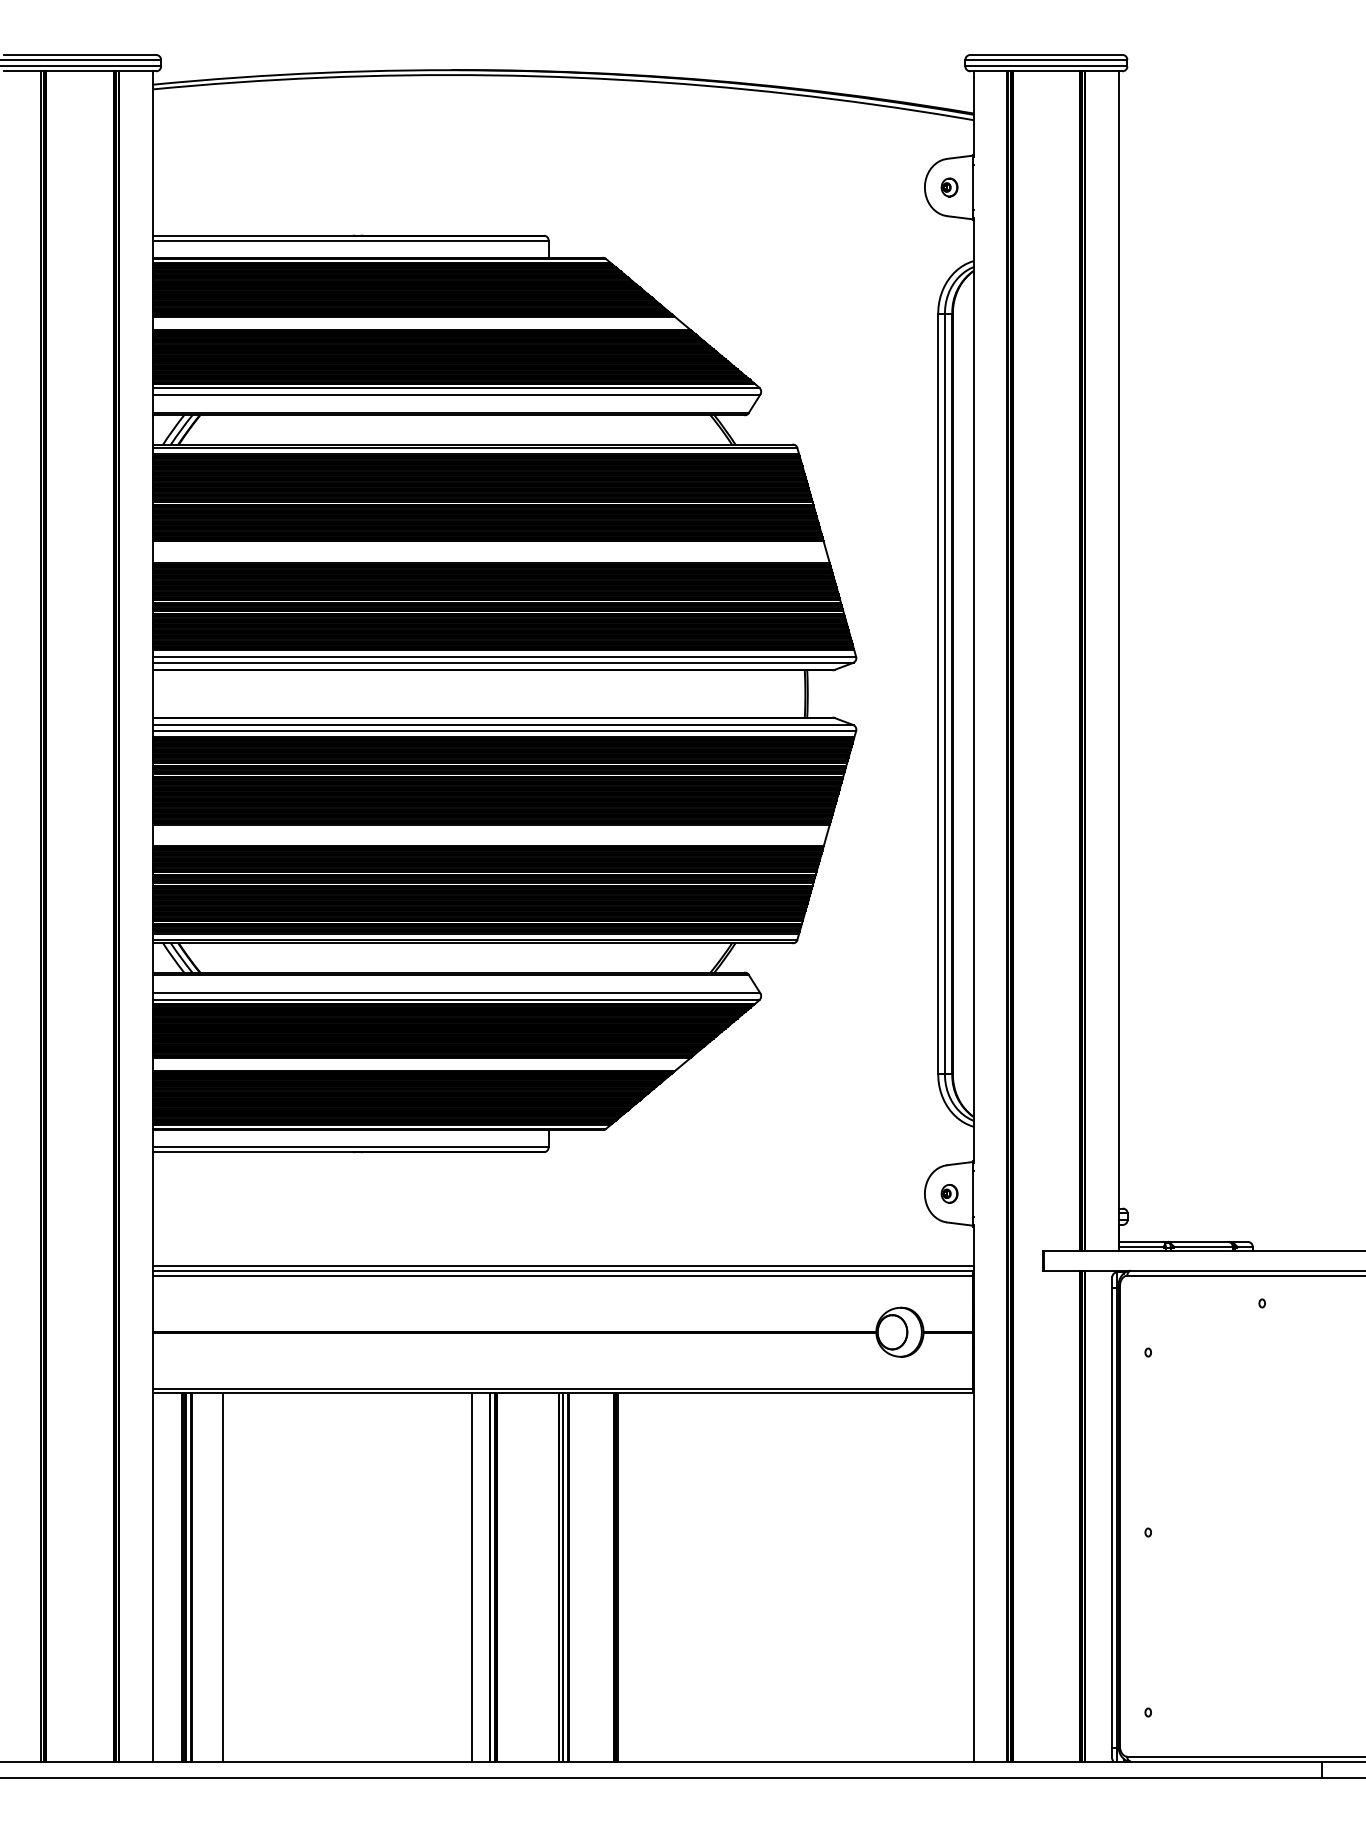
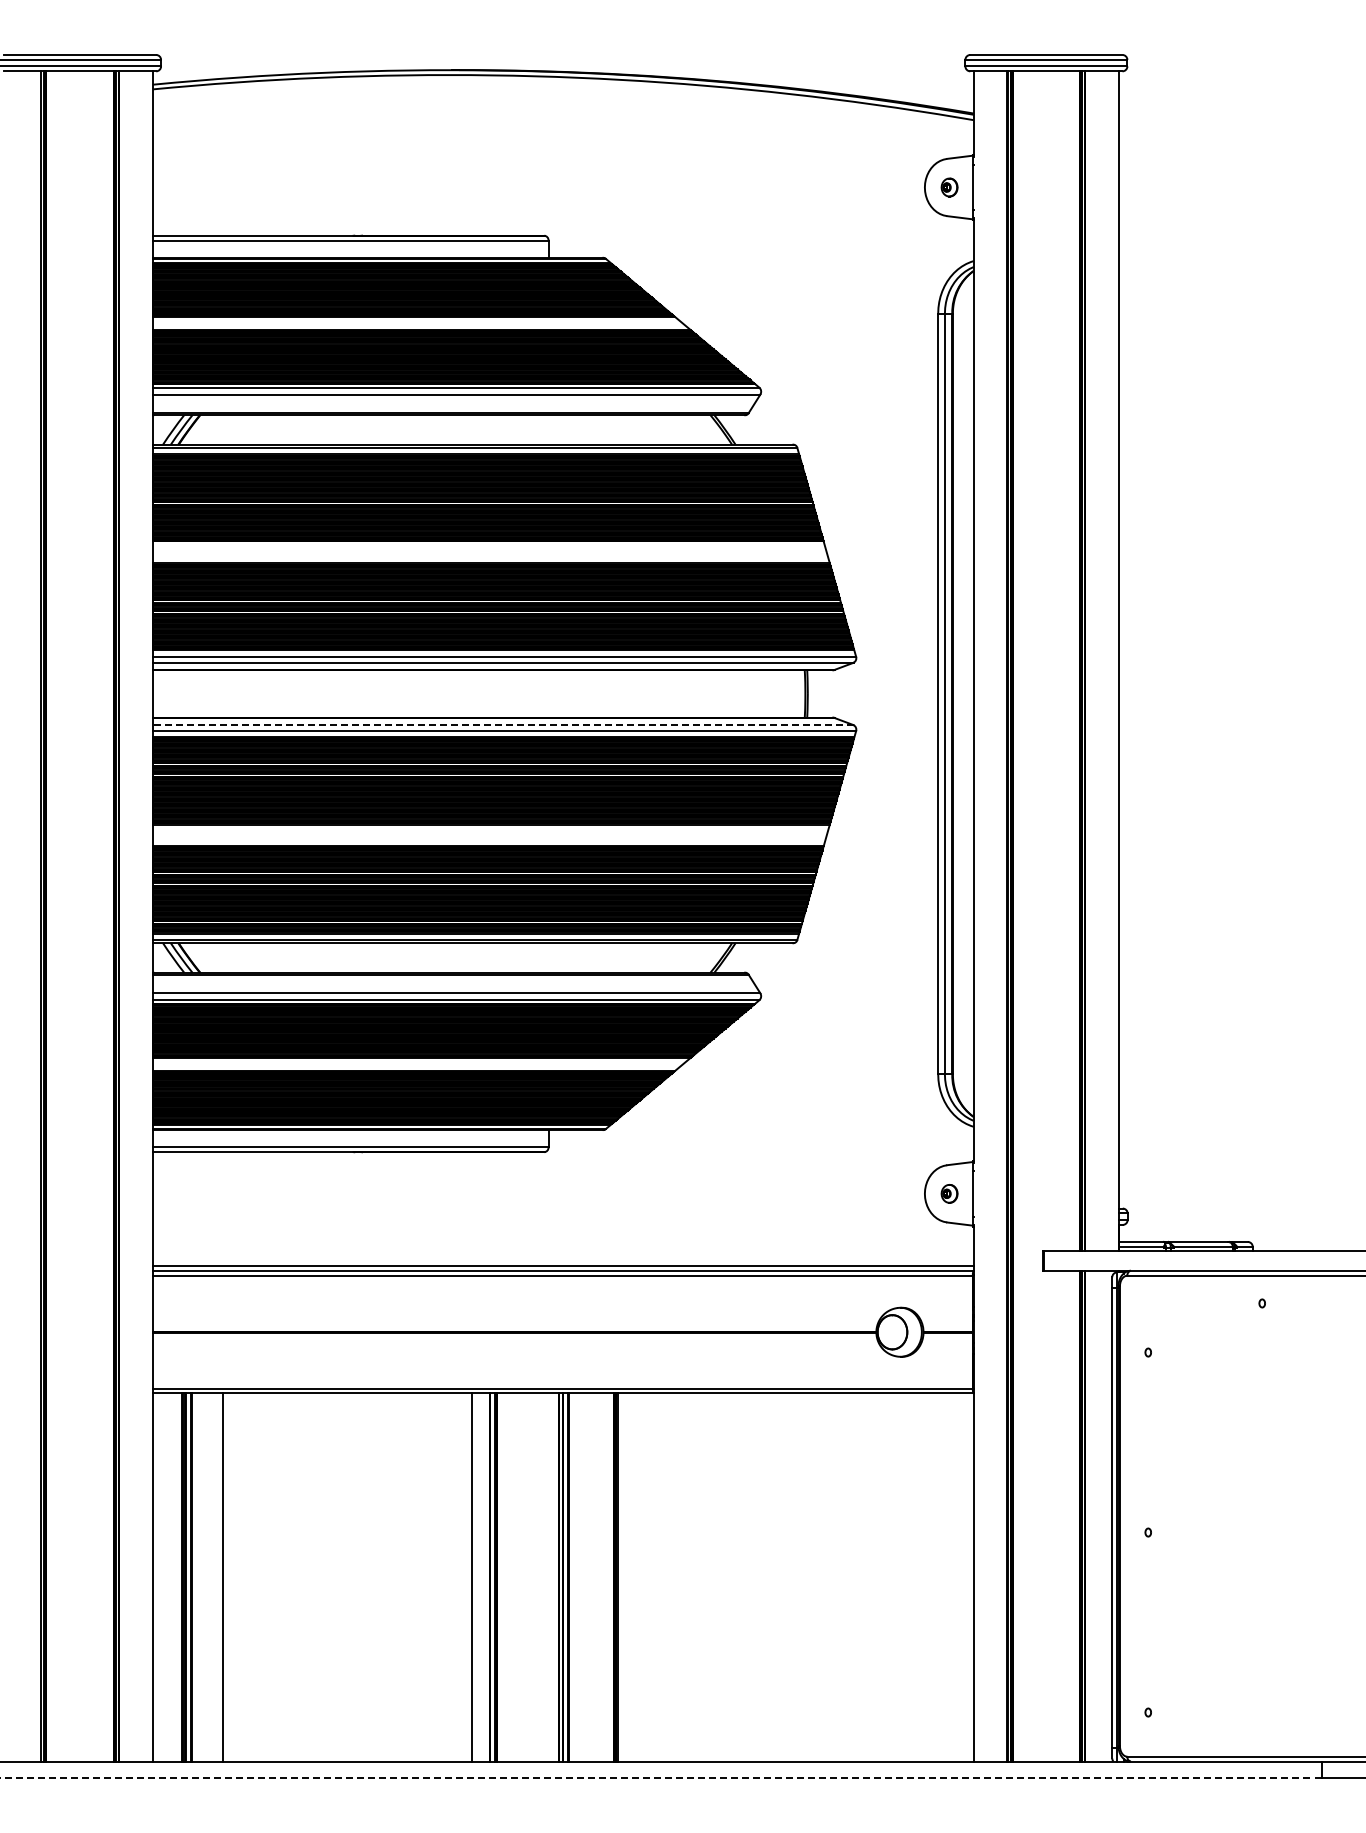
line: solid -> dashed (502, 725)
line: solid -> dashed (660, 1778)
